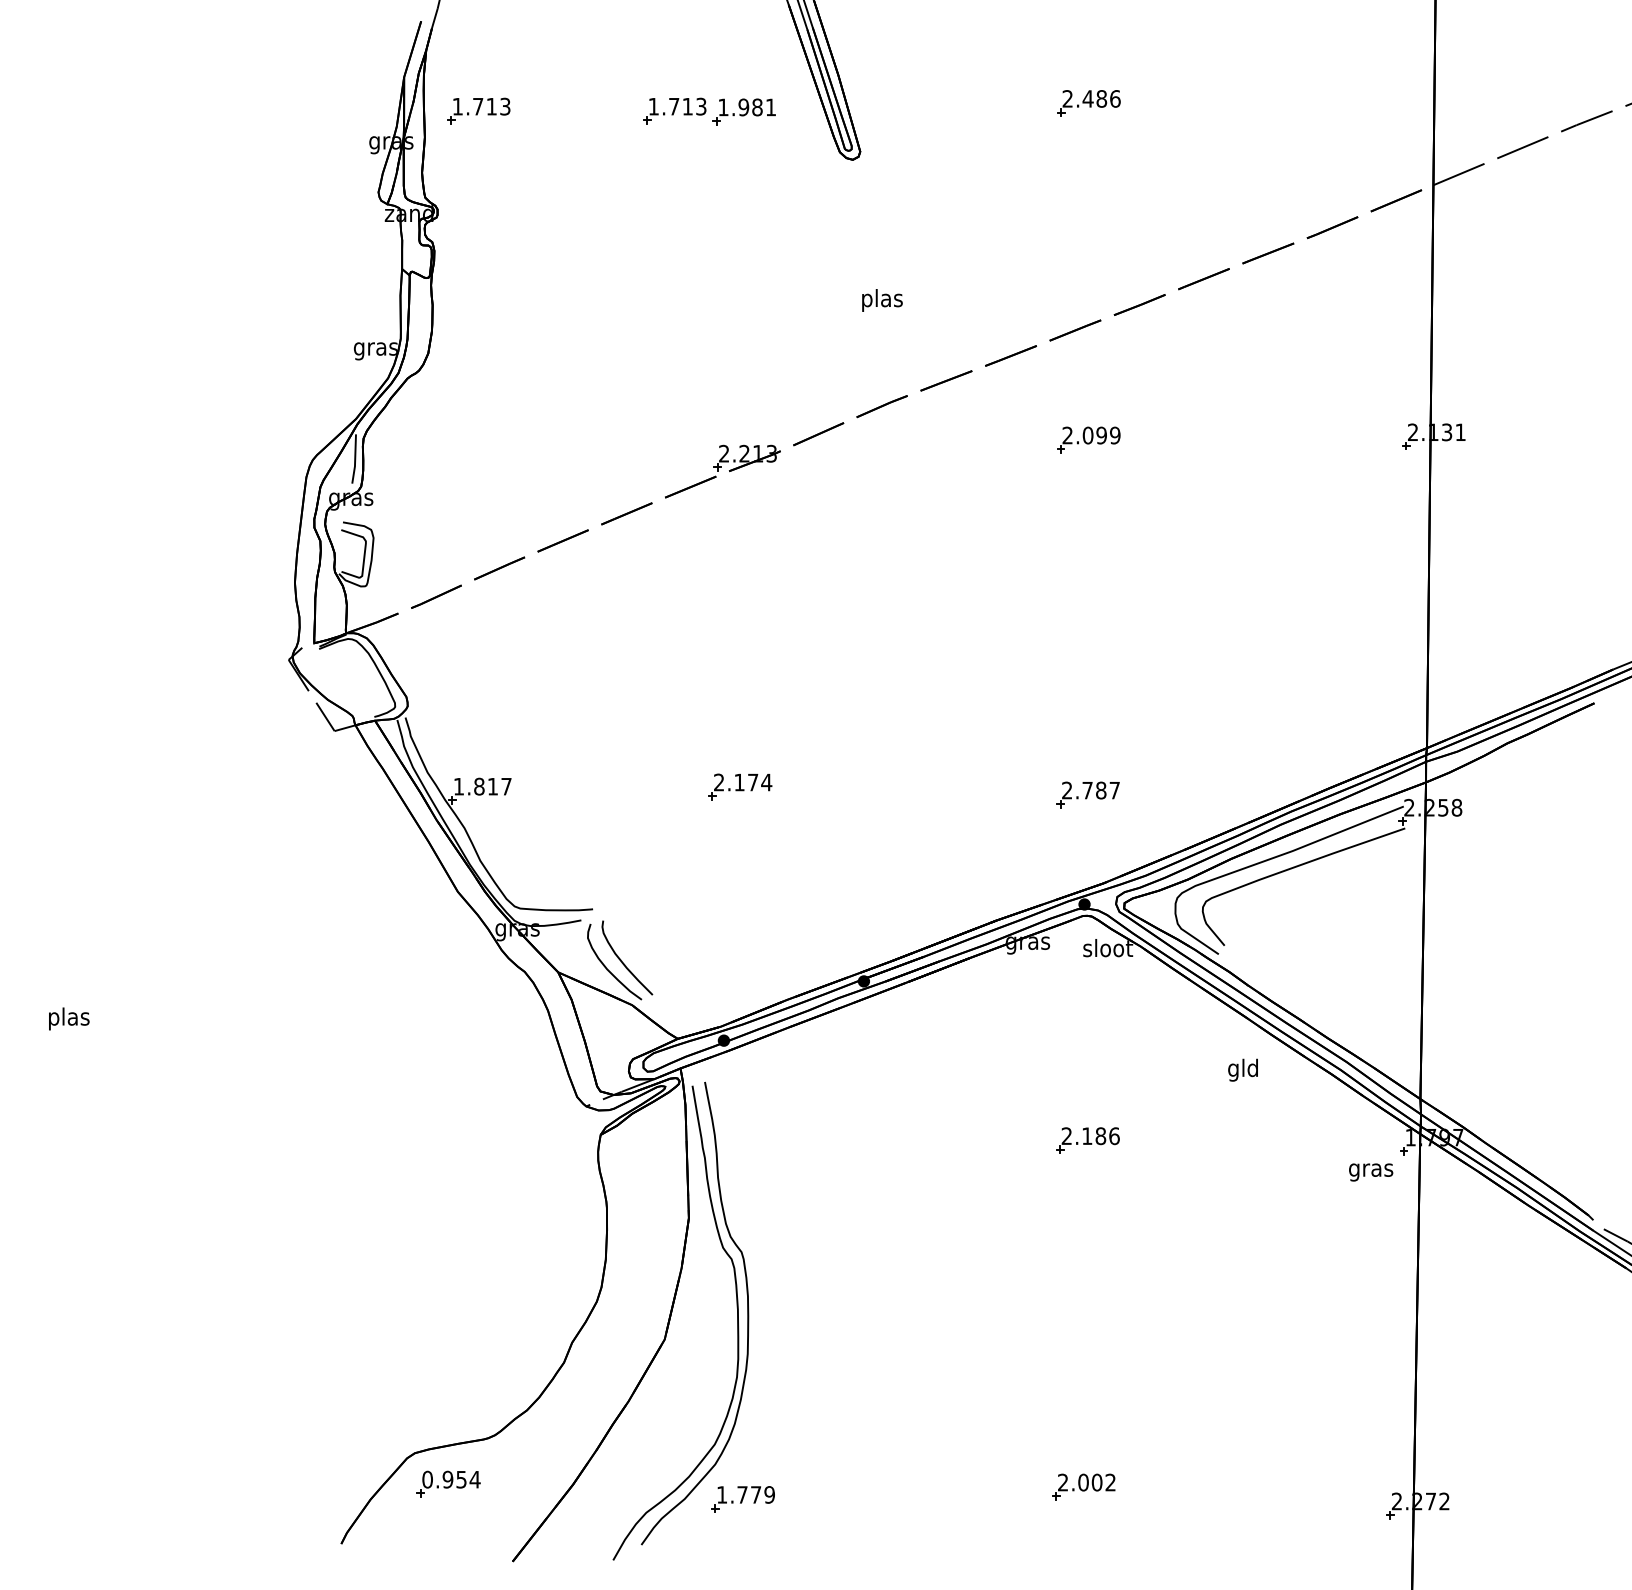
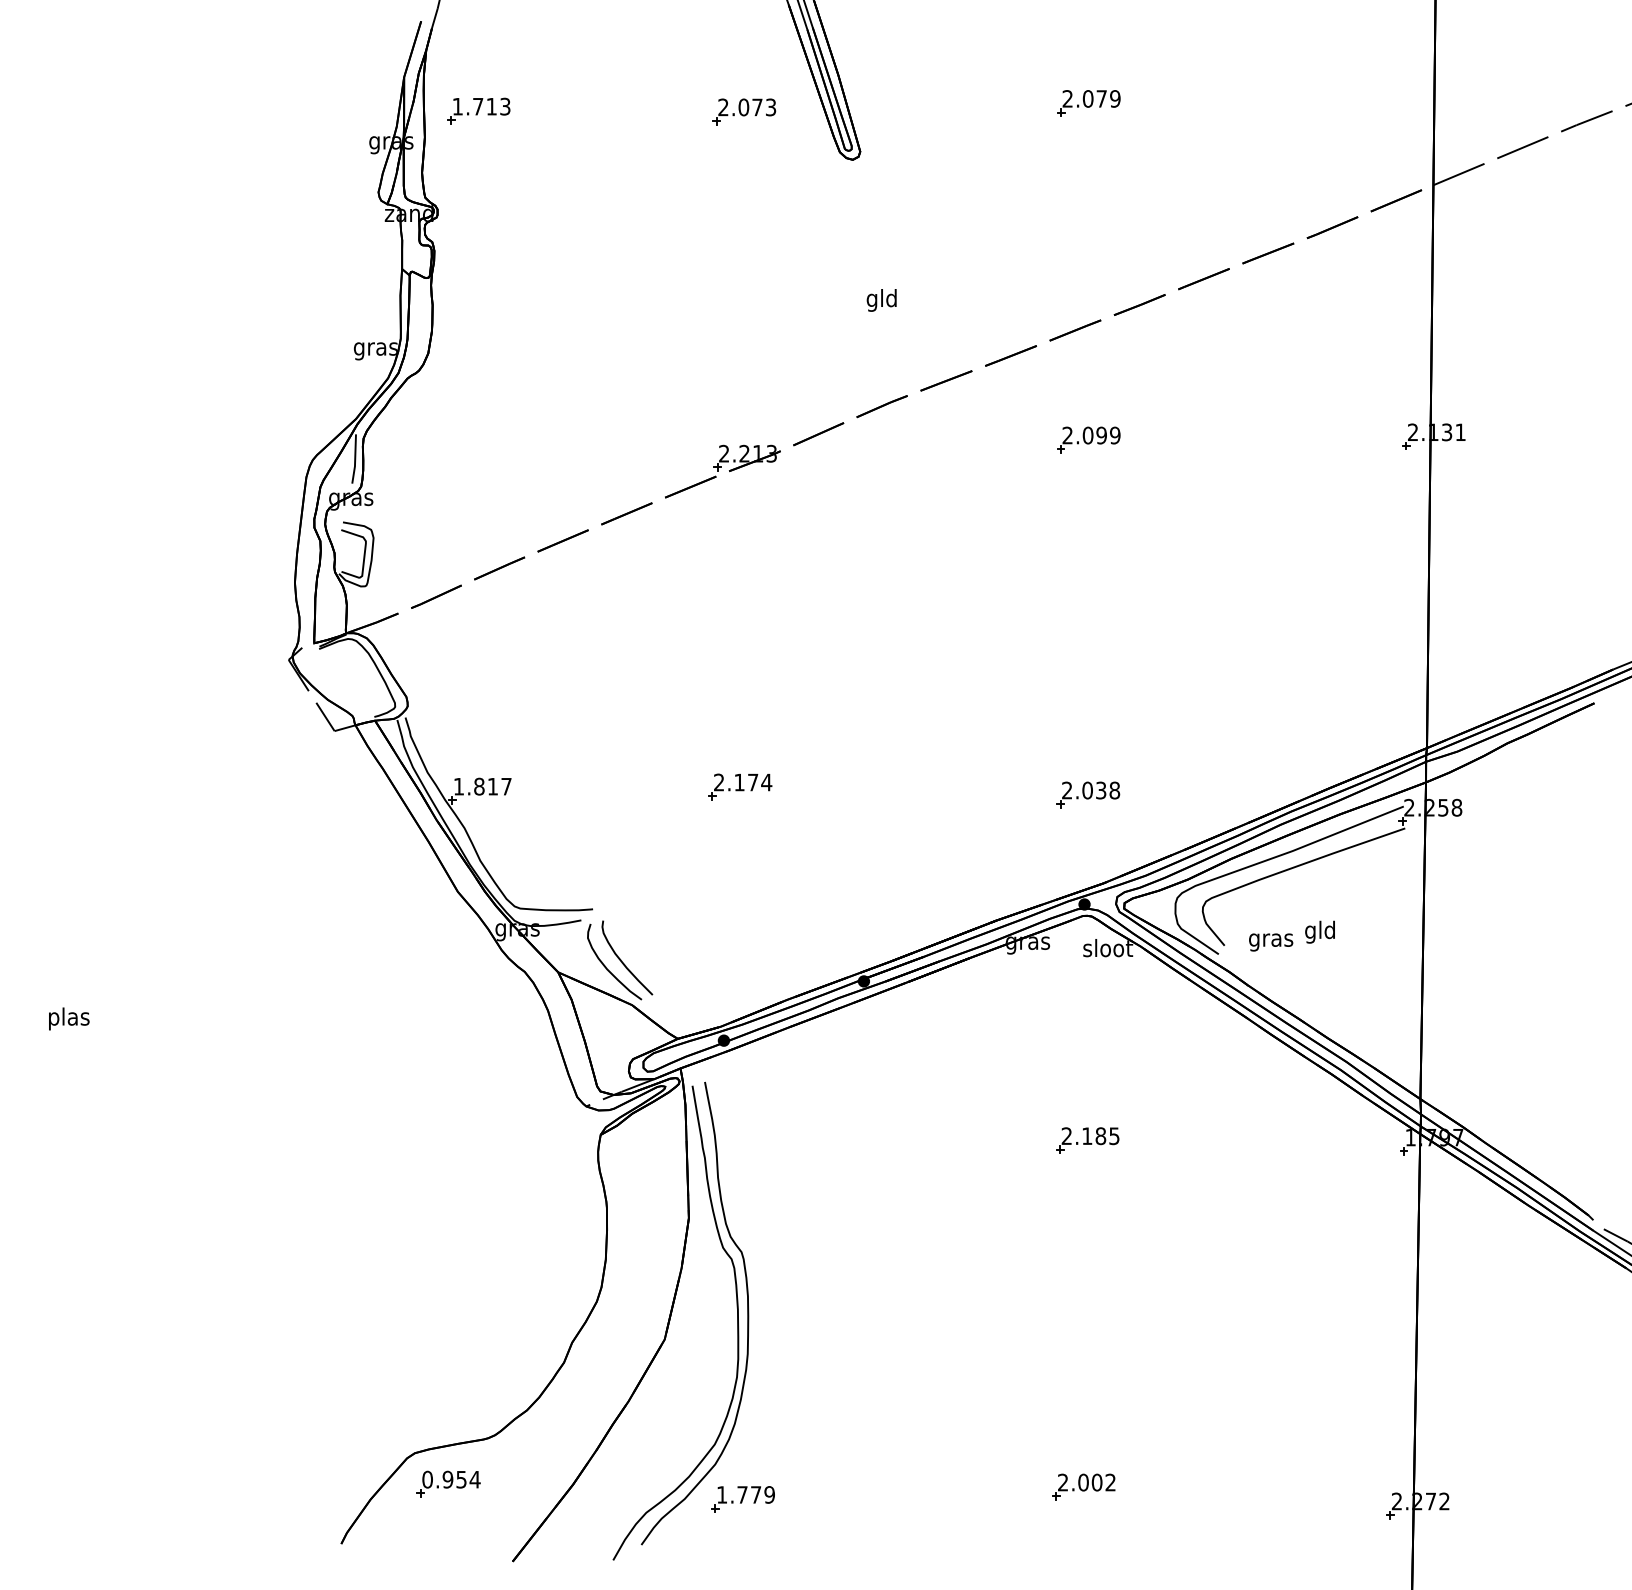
text: 2.486 -> 2.079 (1101, 98)
text: 1.981 -> 2.073 (747, 107)
part: present -> none (674, 110)
text: plas -> gld (882, 300)
text: 2.787 -> 2.038 (1101, 790)
text position: (1242, 1069) -> (1319, 931) (1319, 931)
text: 2.186 -> 2.185 (1114, 1136)
text position: (1371, 1172) -> (1271, 942) (1271, 942)
